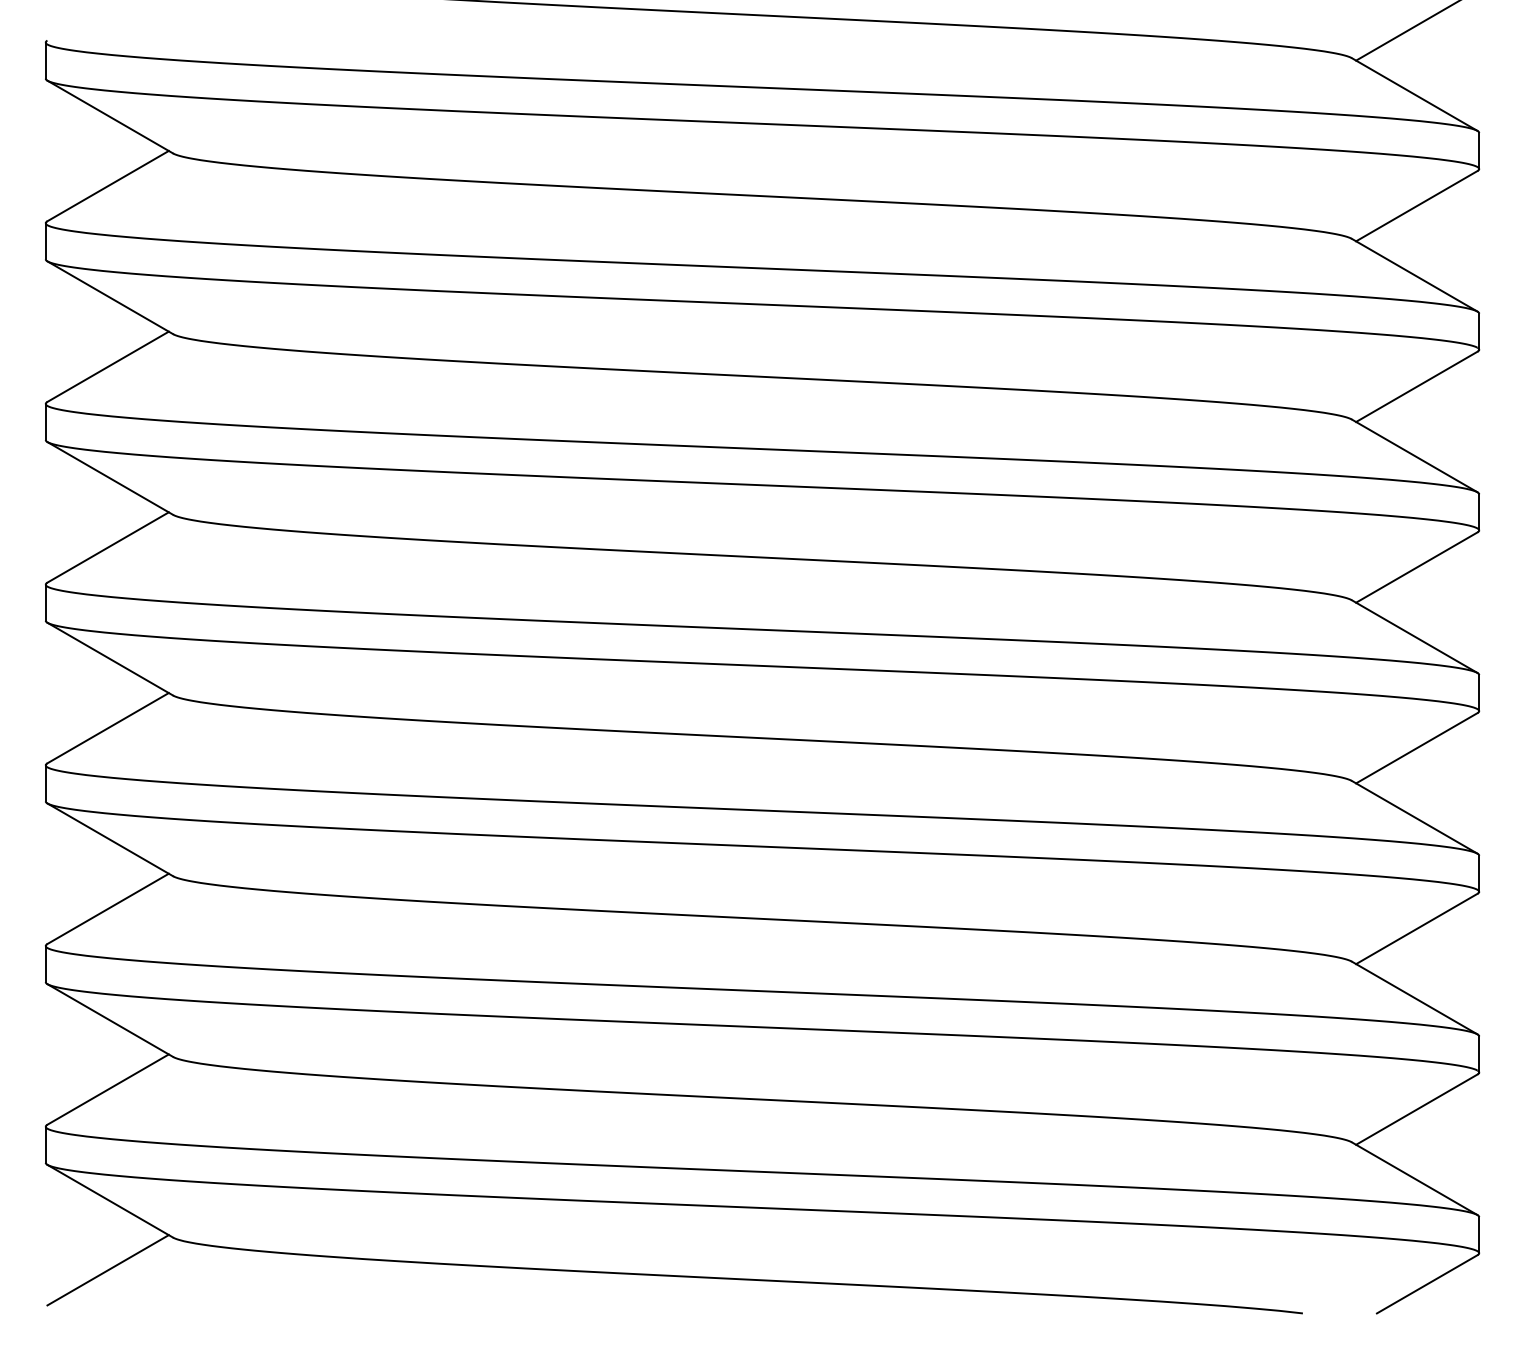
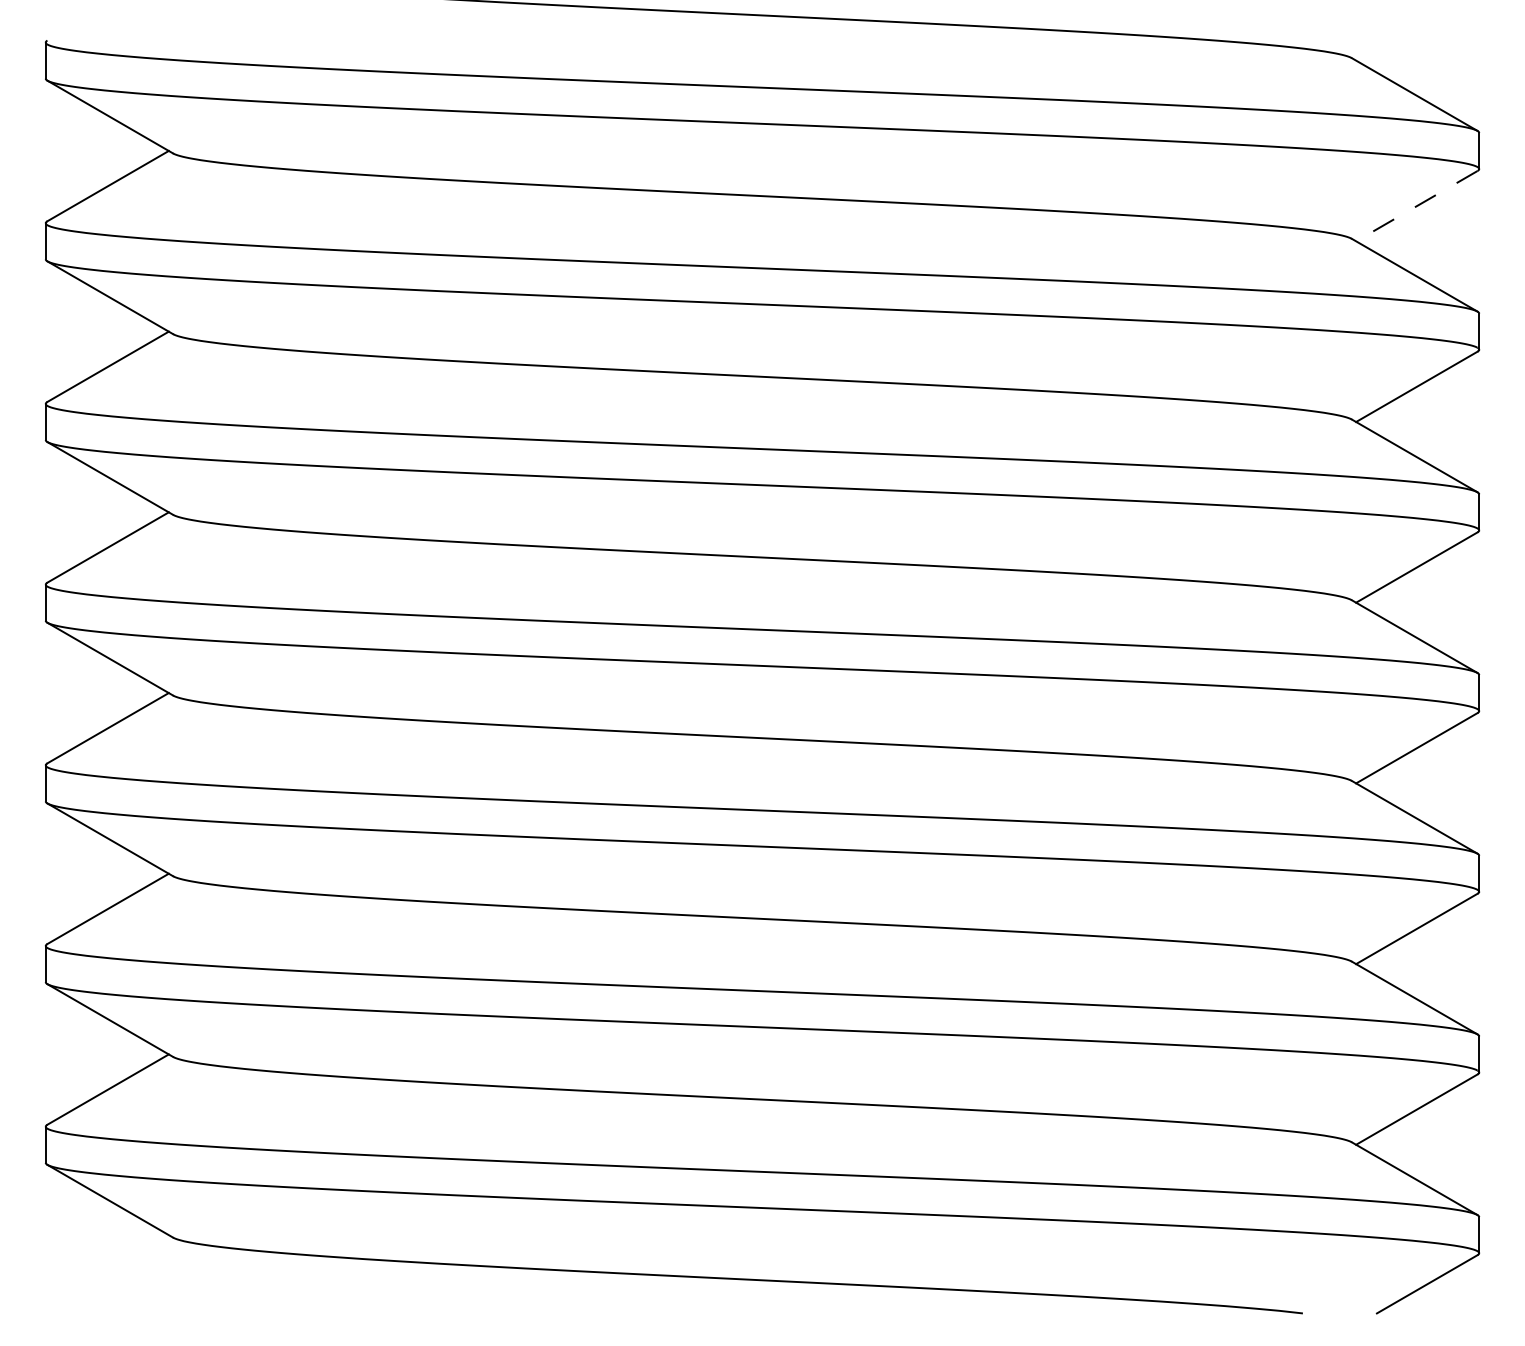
line: present -> none (1406, 31)
line: solid -> dashed (1416, 206)
line: present -> none (107, 1270)
